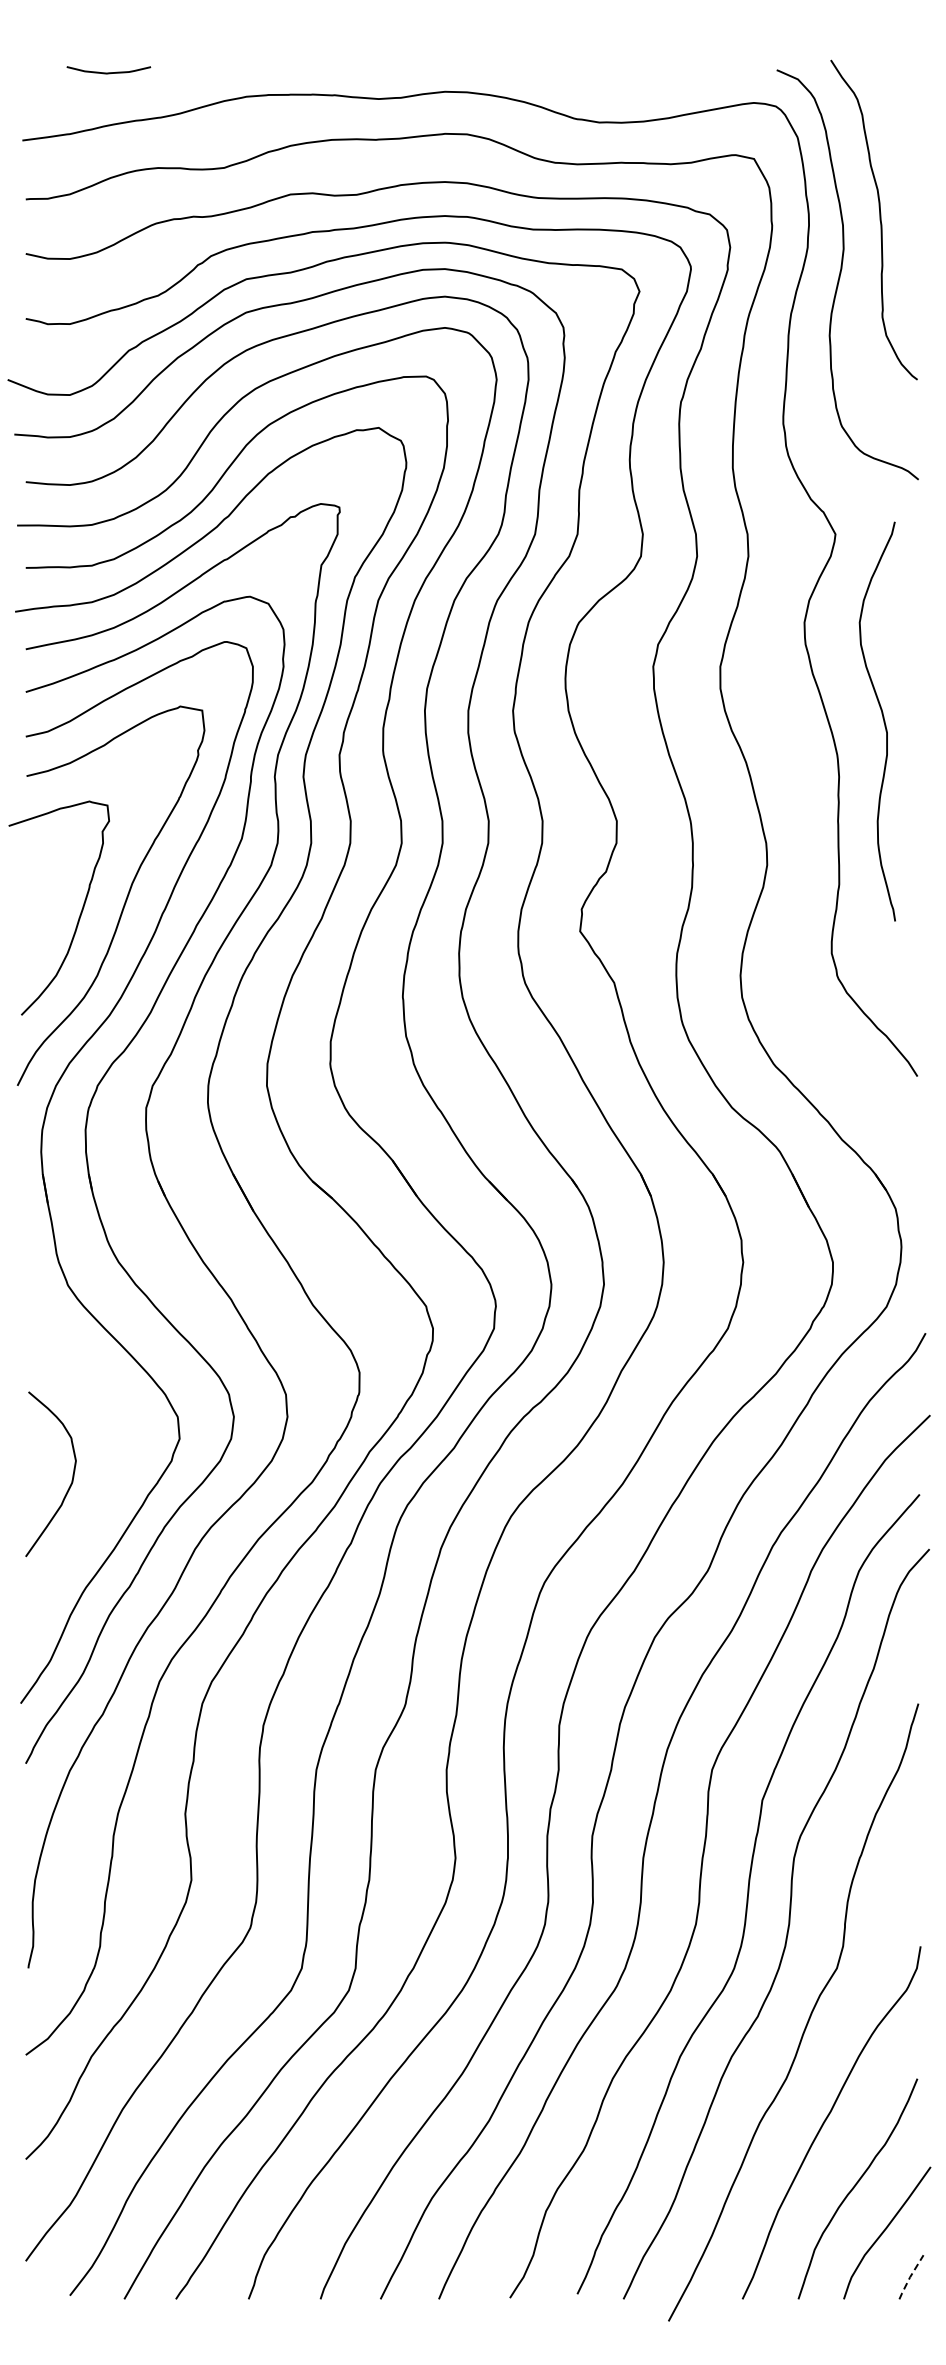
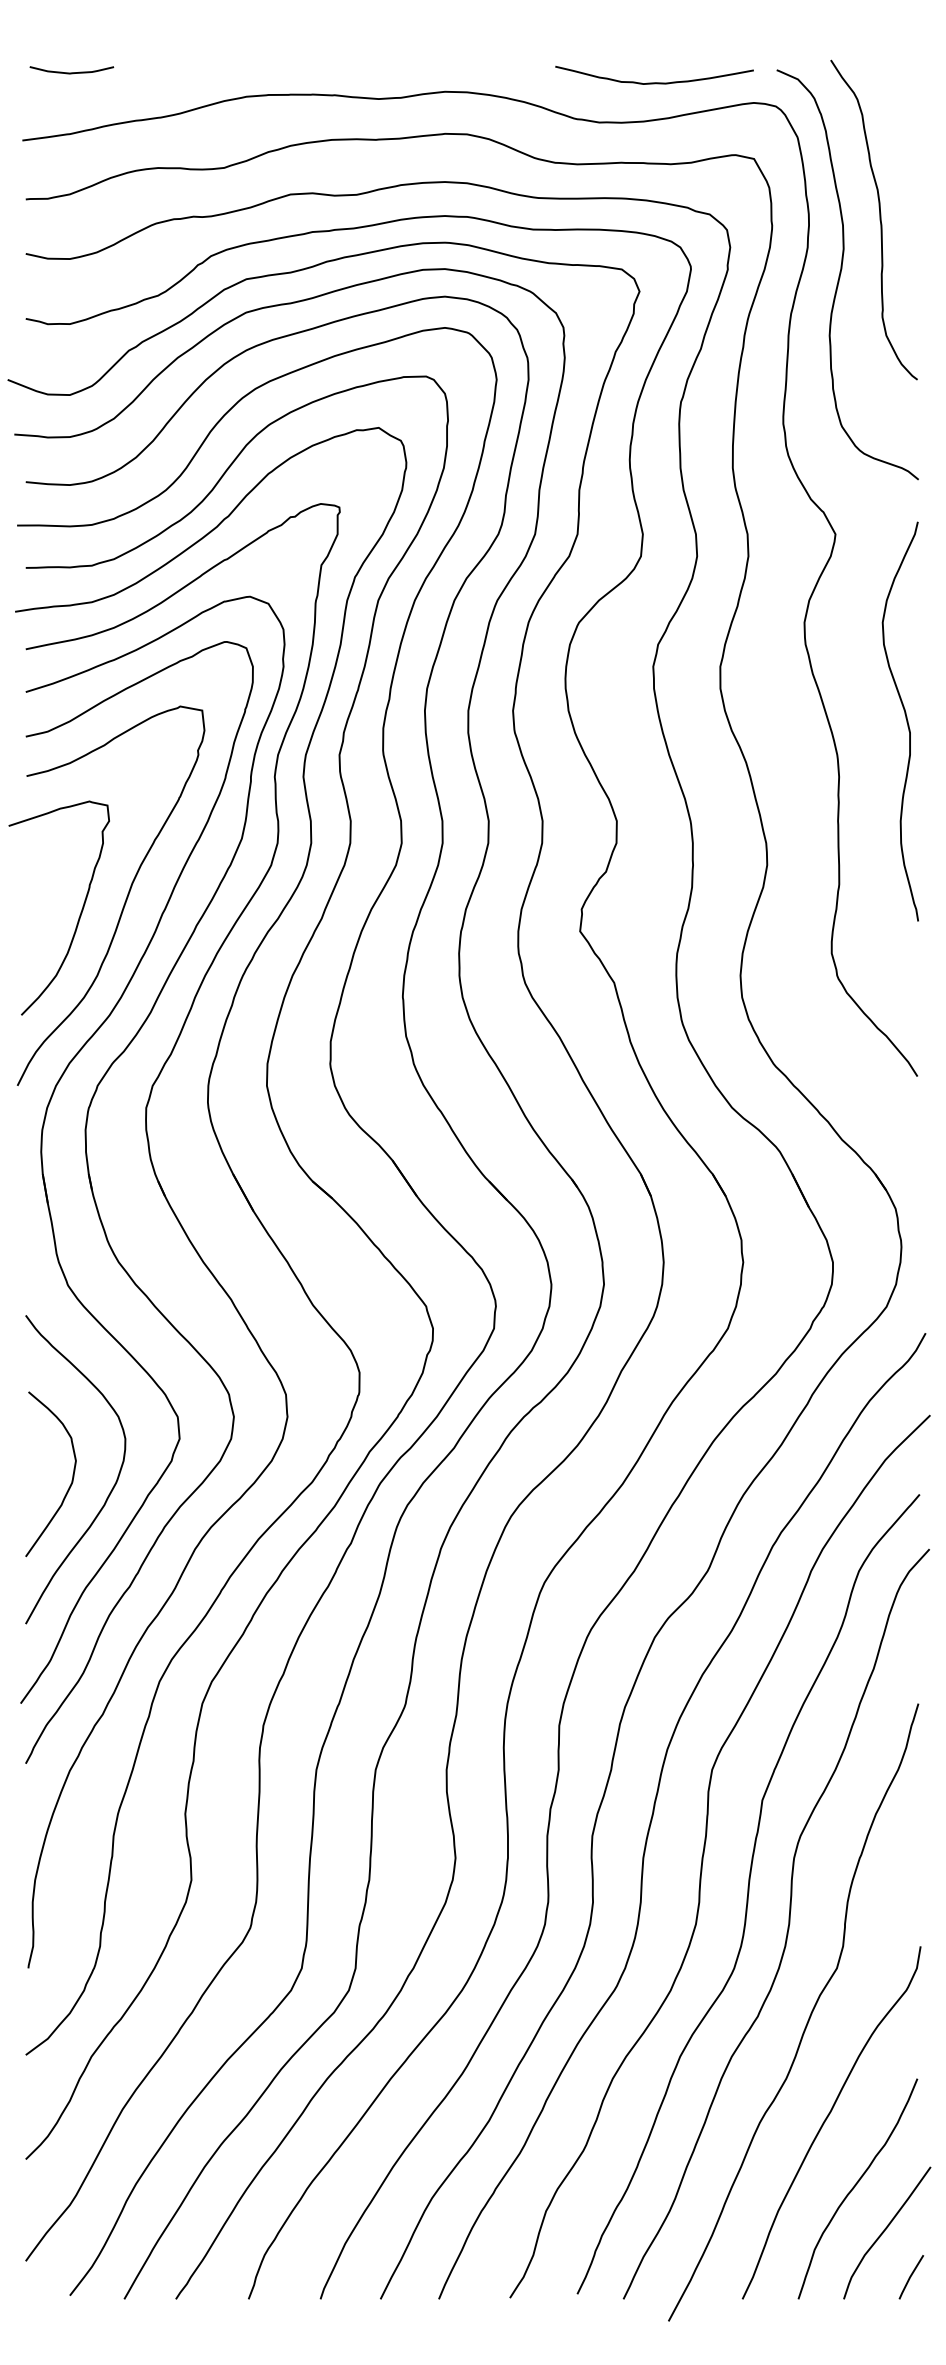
curve position: (108, 72) -> (71, 72) (71, 72)
curve: none -> present (654, 82)
curve position: (882, 718) -> (905, 718) (905, 718)
curve: none -> present (110, 1490)
line: dashed -> solid (910, 2277)
